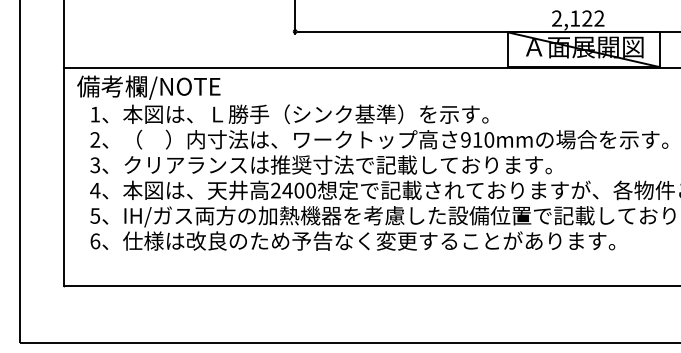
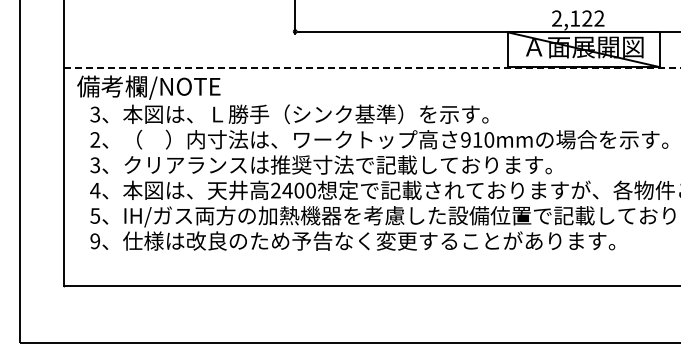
line: solid -> dashed (372, 68)
text: 1 -> 3 (94, 114)
text: 6 -> 9 (95, 241)
